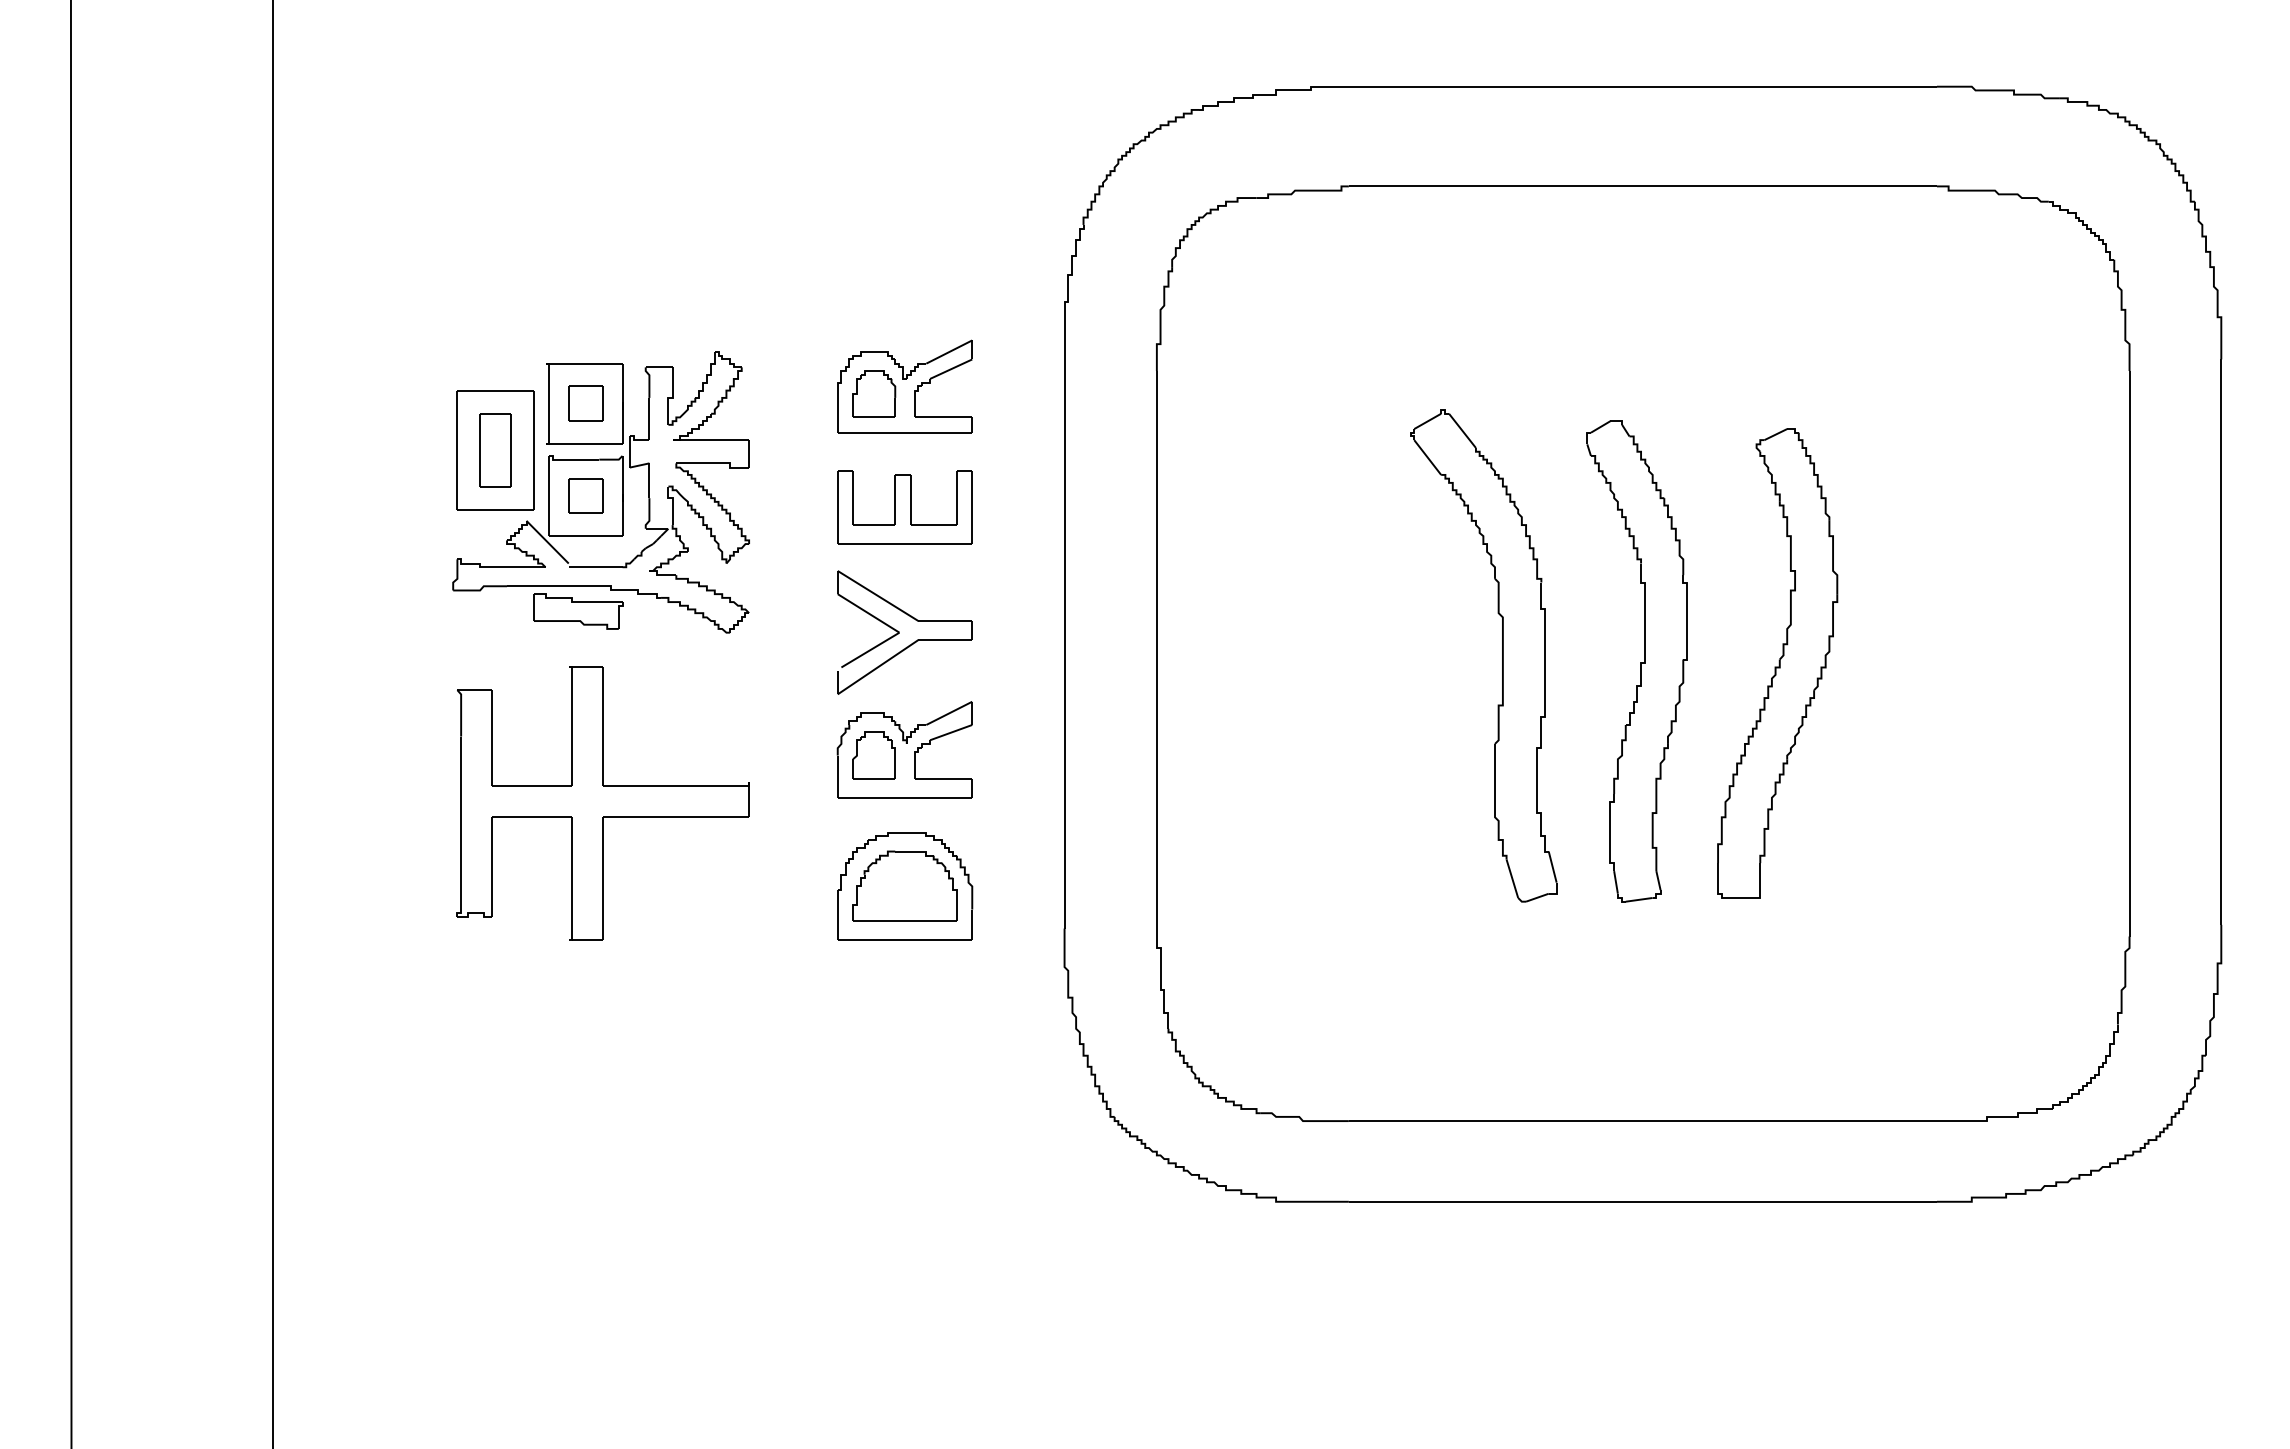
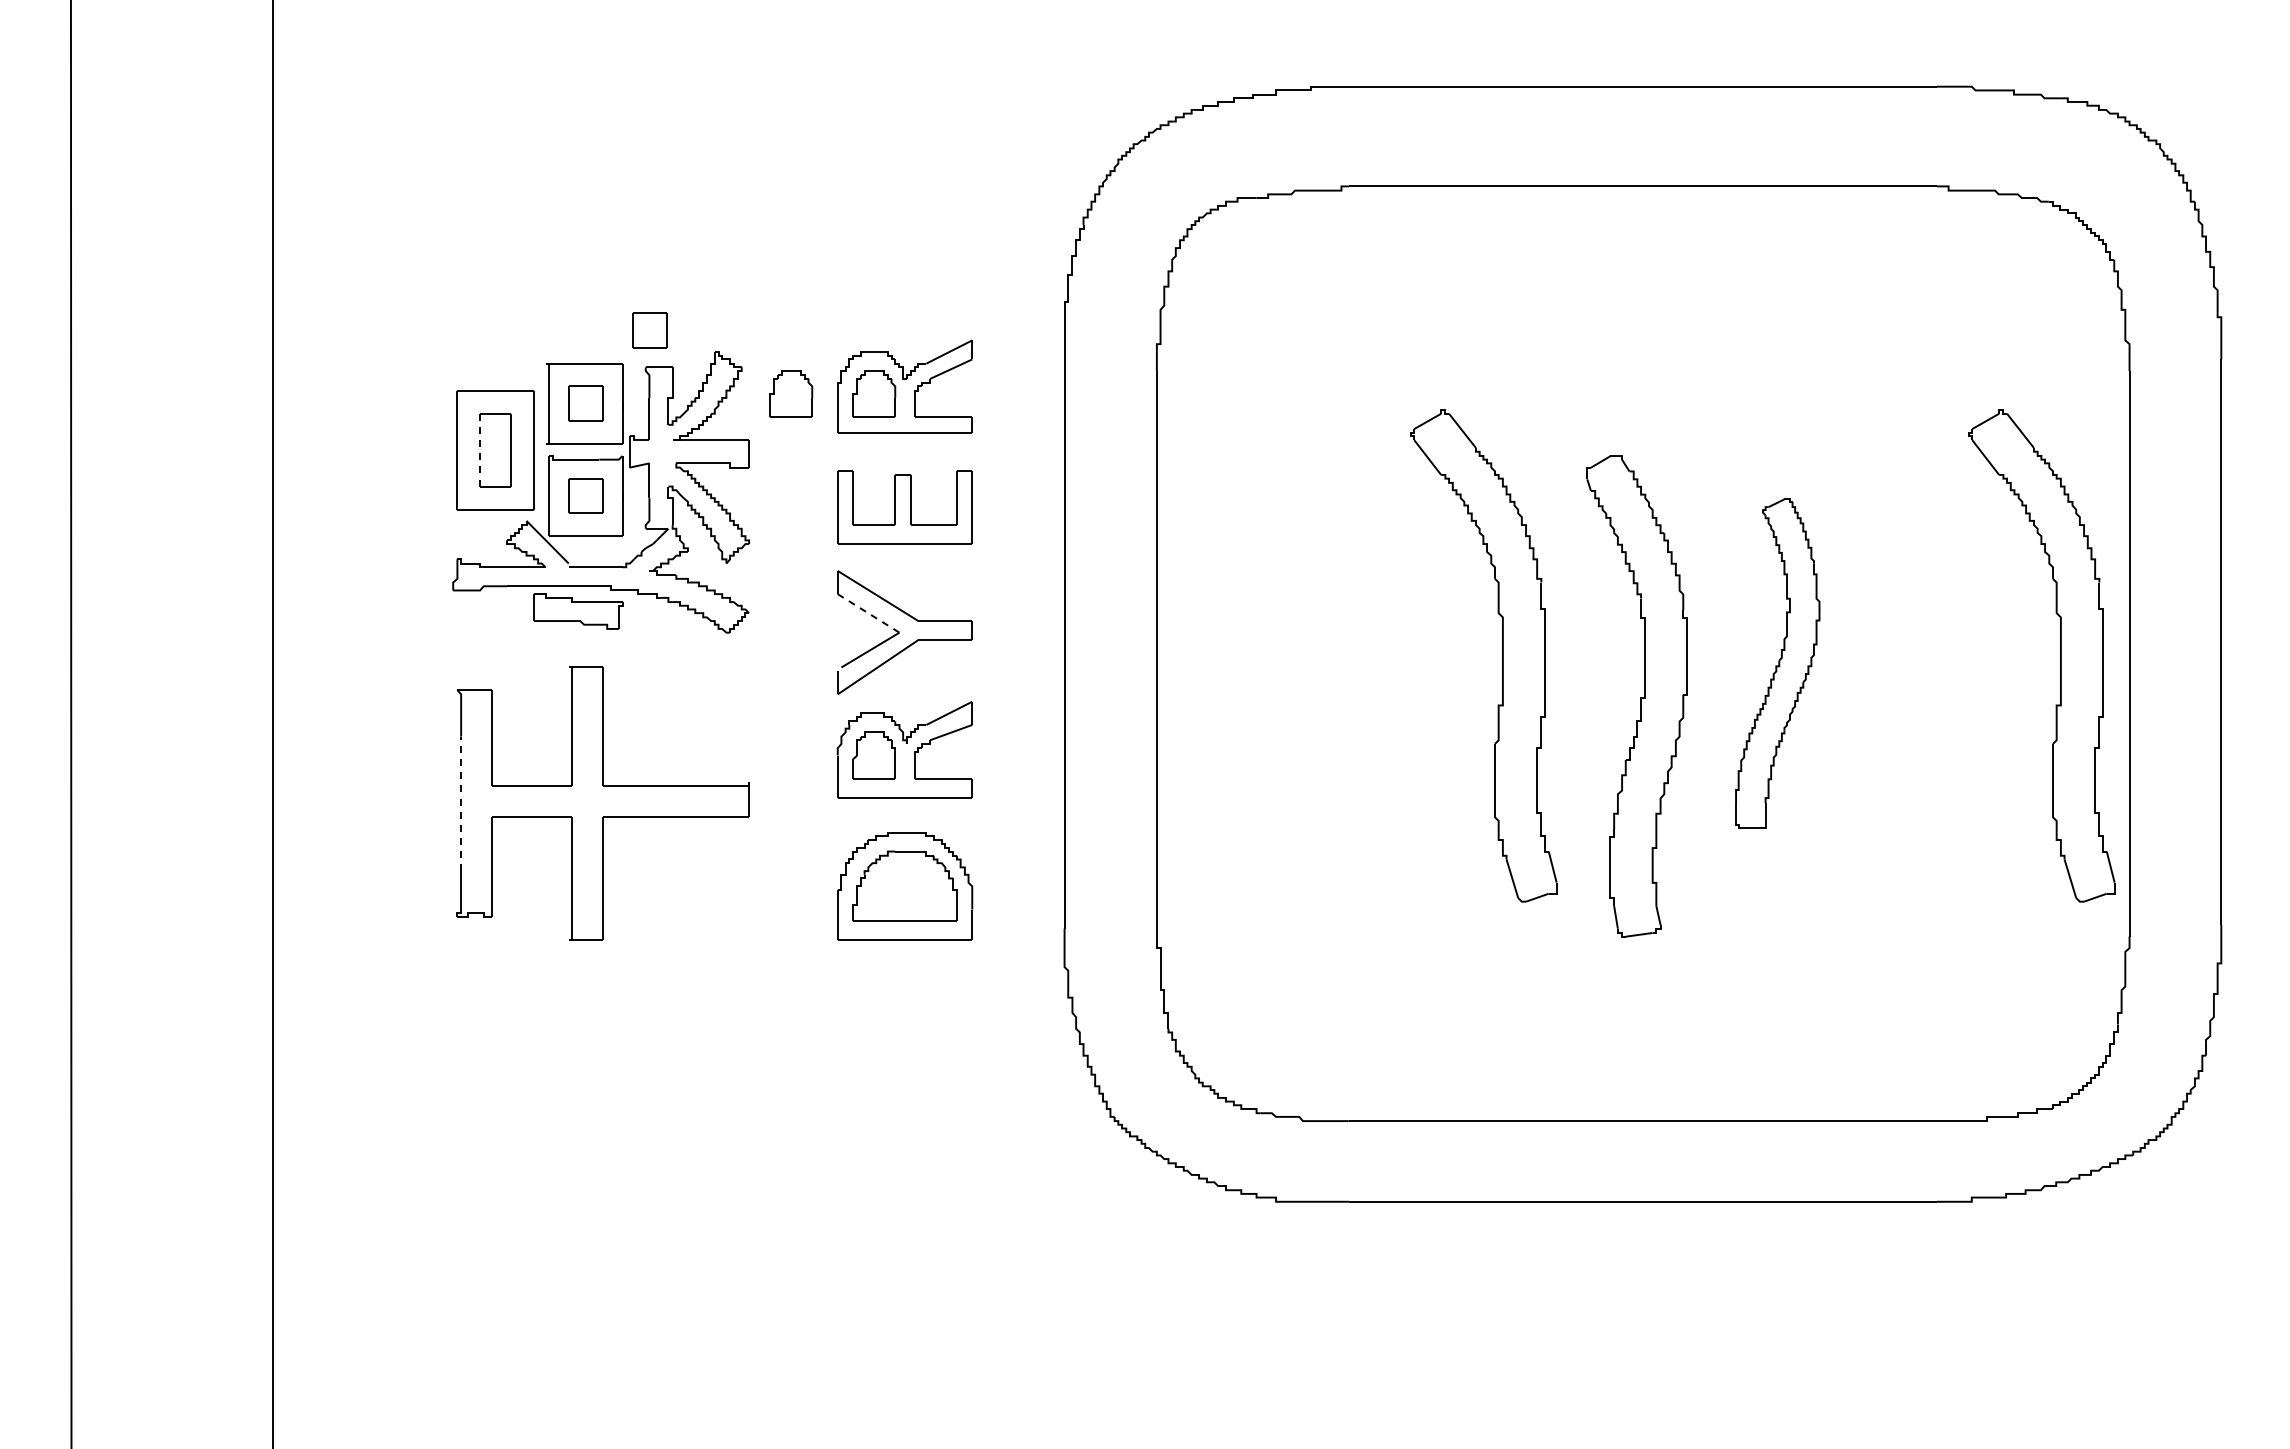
part: none -> present (649, 330)
part: none -> present (791, 393)
line: solid -> dashed (480, 449)
line: solid -> dashed (869, 613)
part: none -> present (2060, 655)
part position: (1636, 661) -> (1636, 696) (1636, 696)
part size: 122x471 px -> 86x331 px (1777, 663)
line: solid -> dashed (461, 803)
